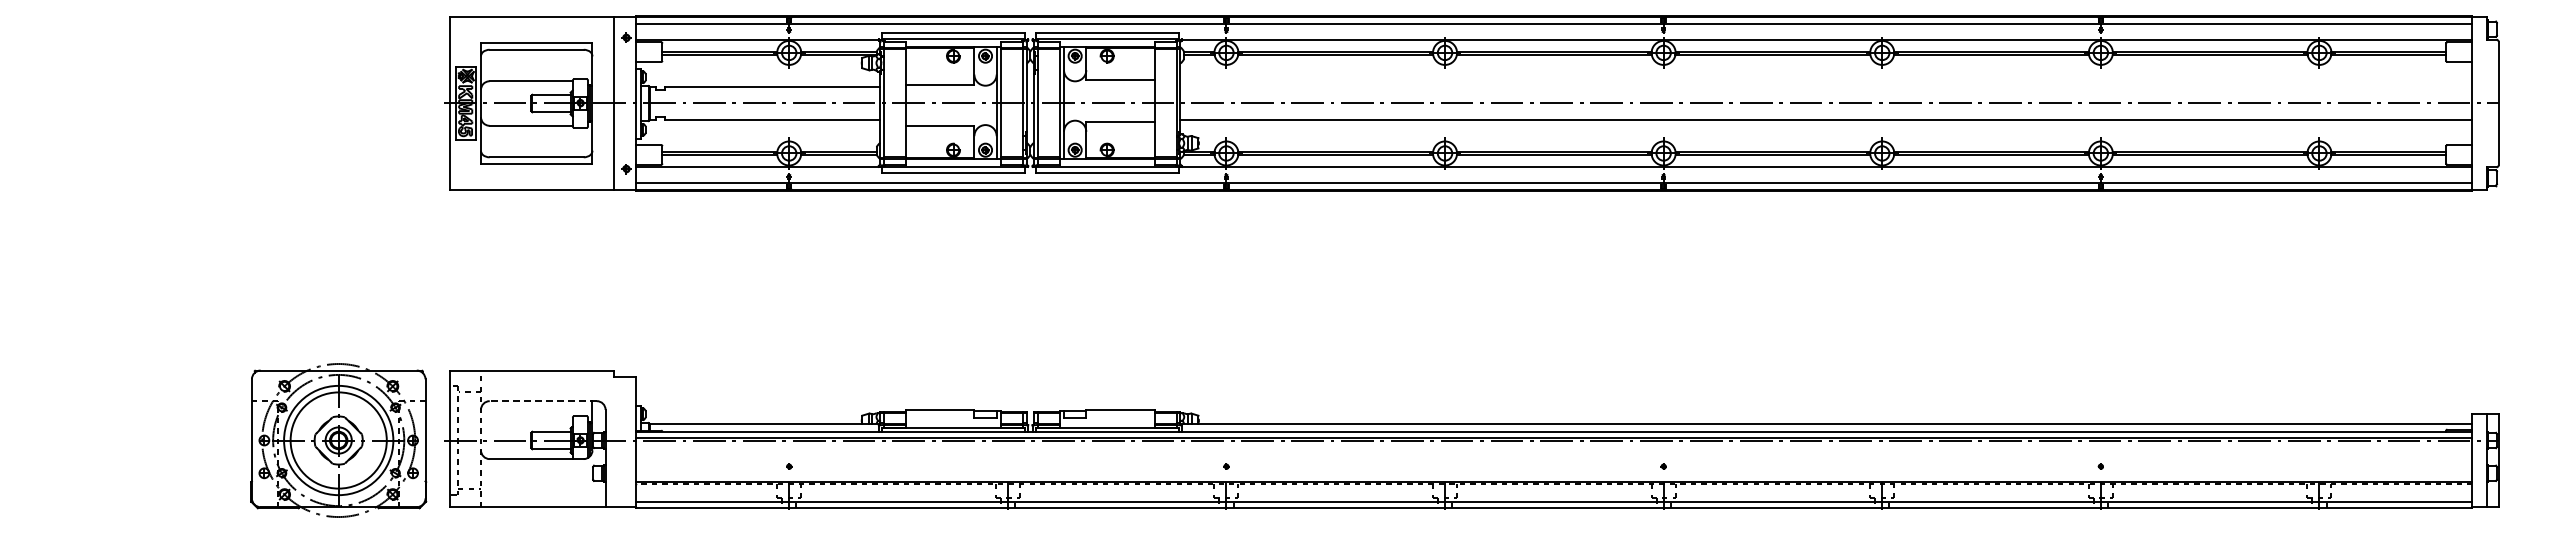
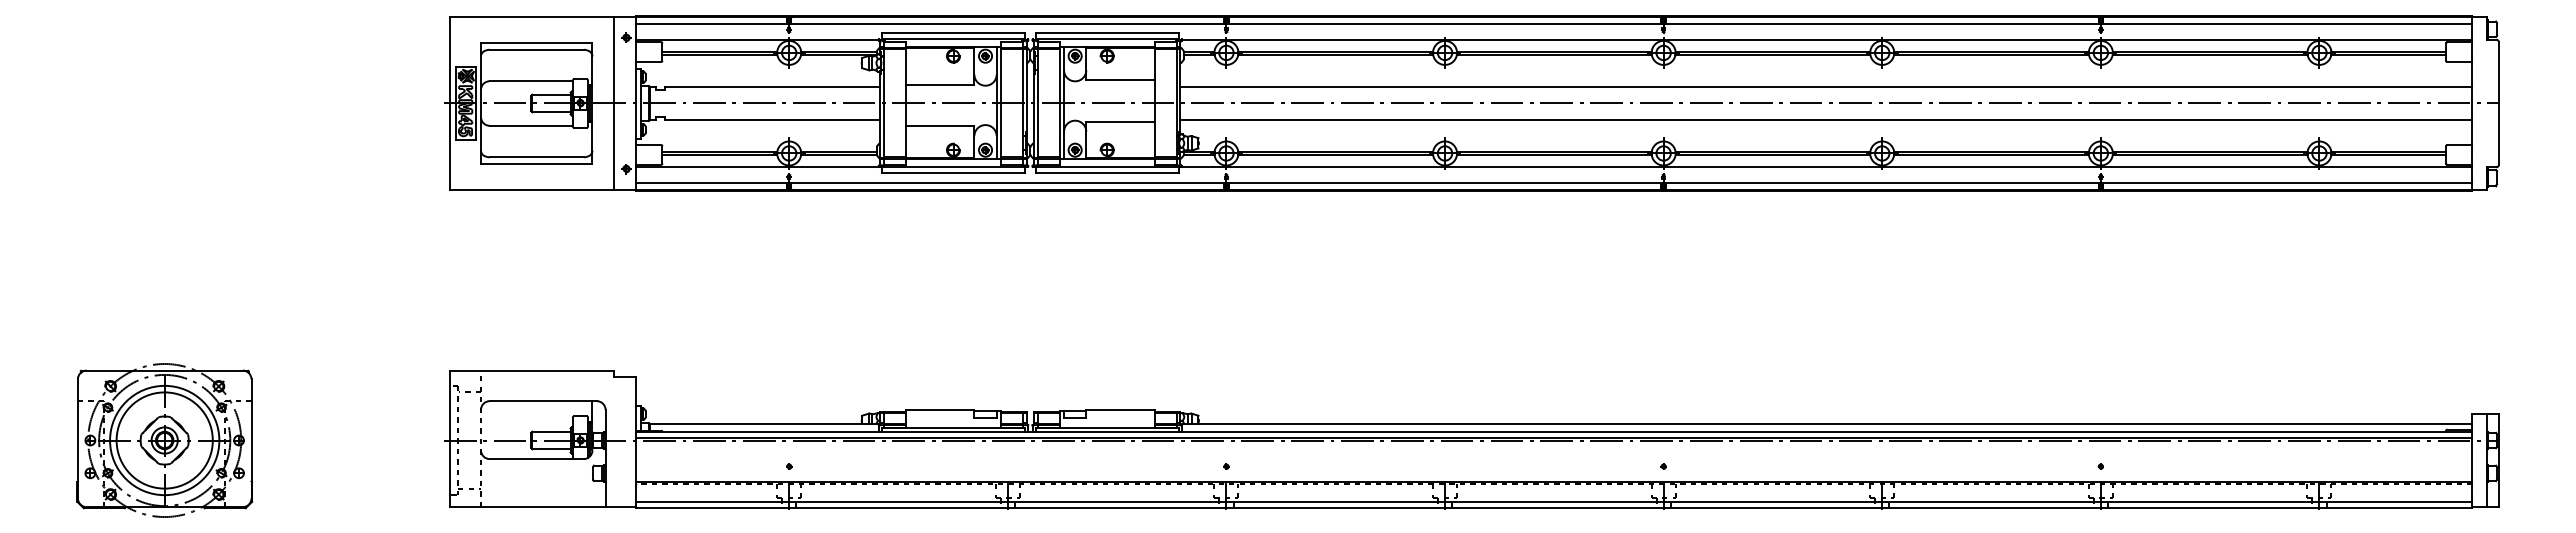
line: none -> present (1826, 87)
line: dashed -> solid (543, 401)
part position: (338, 440) -> (164, 440) (164, 440)
